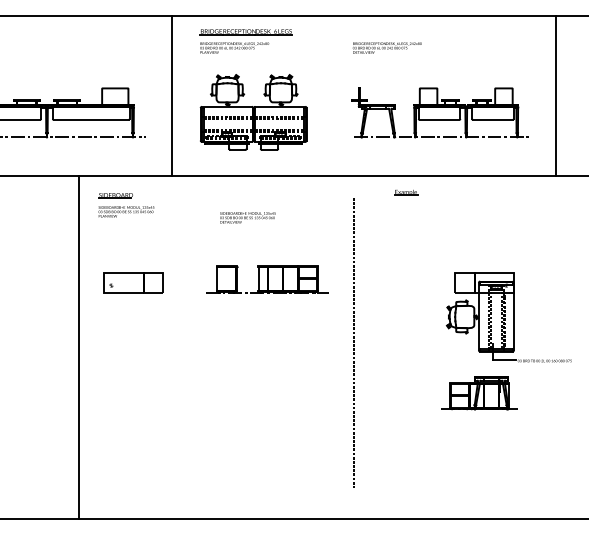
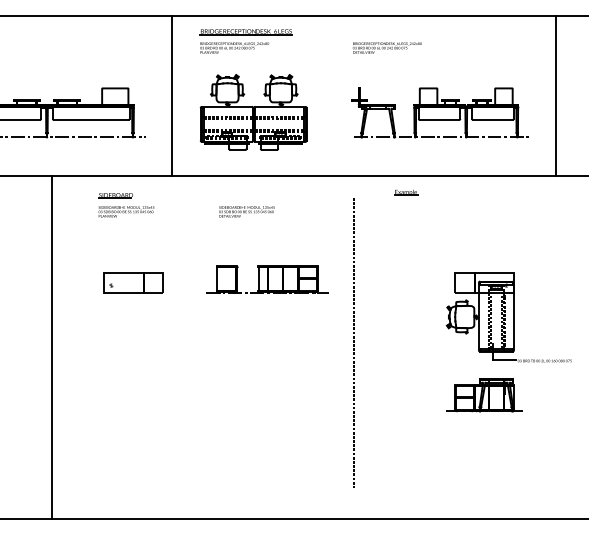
text position: (247, 217) -> (246, 211) (246, 211)
line position: (79, 347) -> (52, 347) (52, 347)
part position: (479, 393) -> (484, 395) (484, 395)
